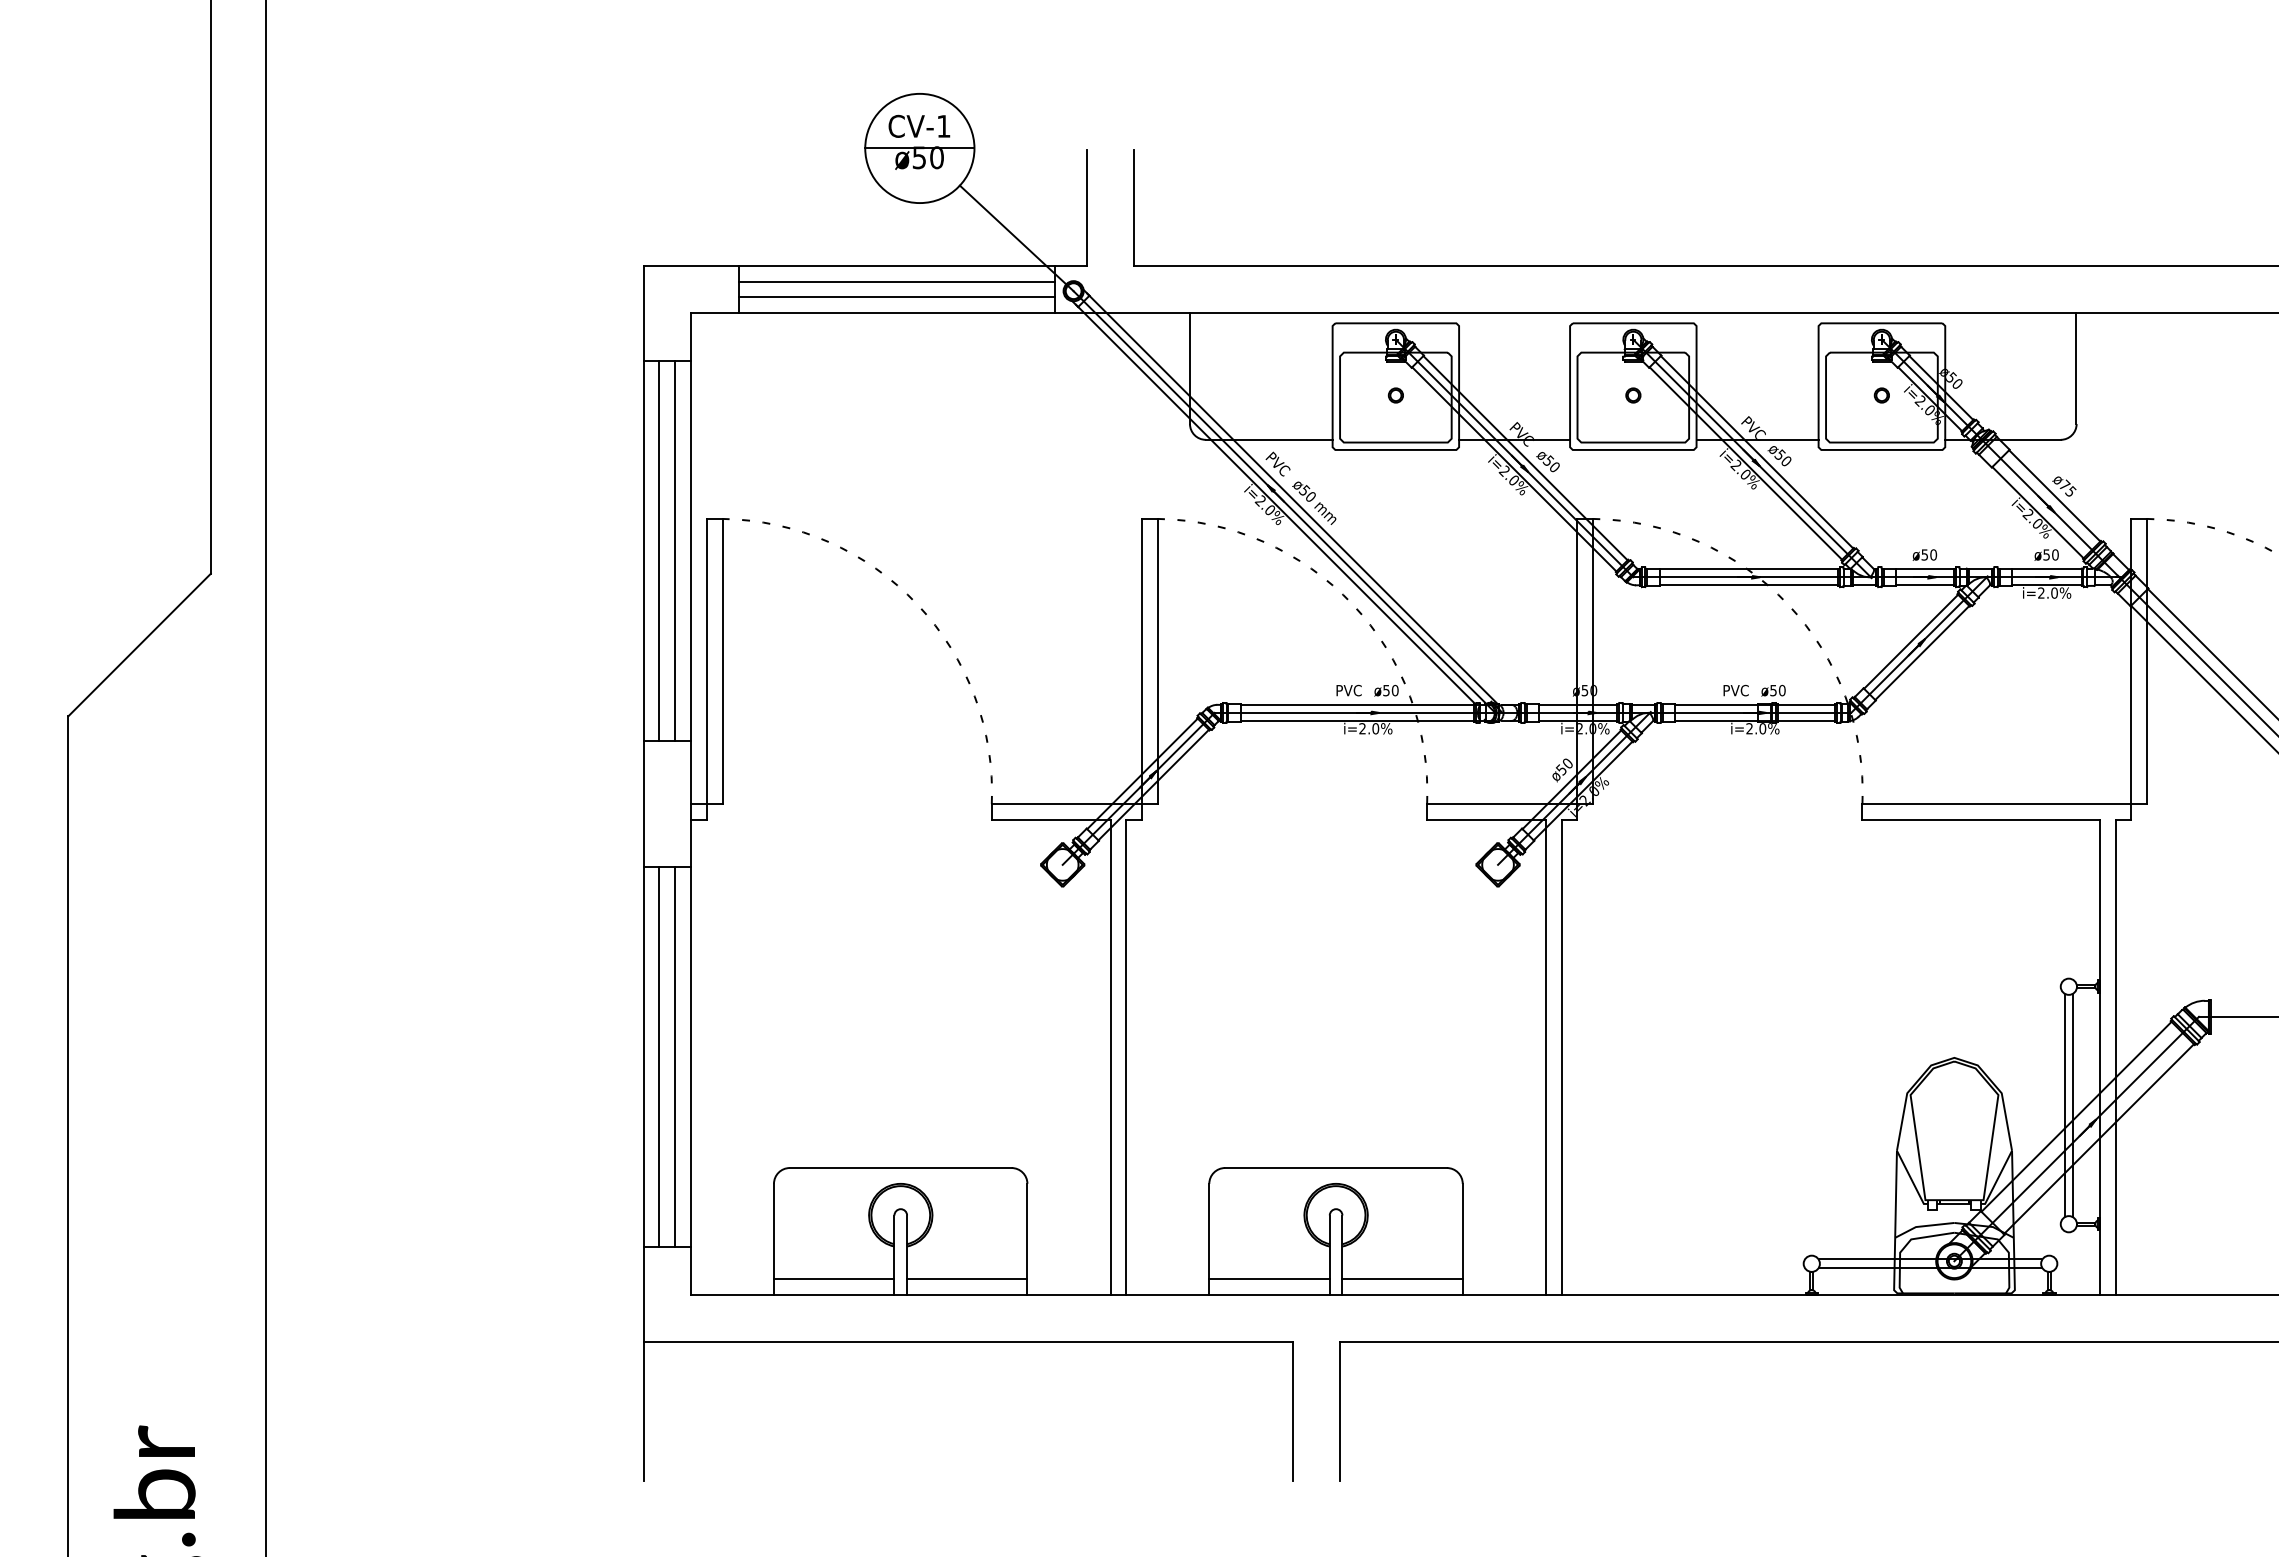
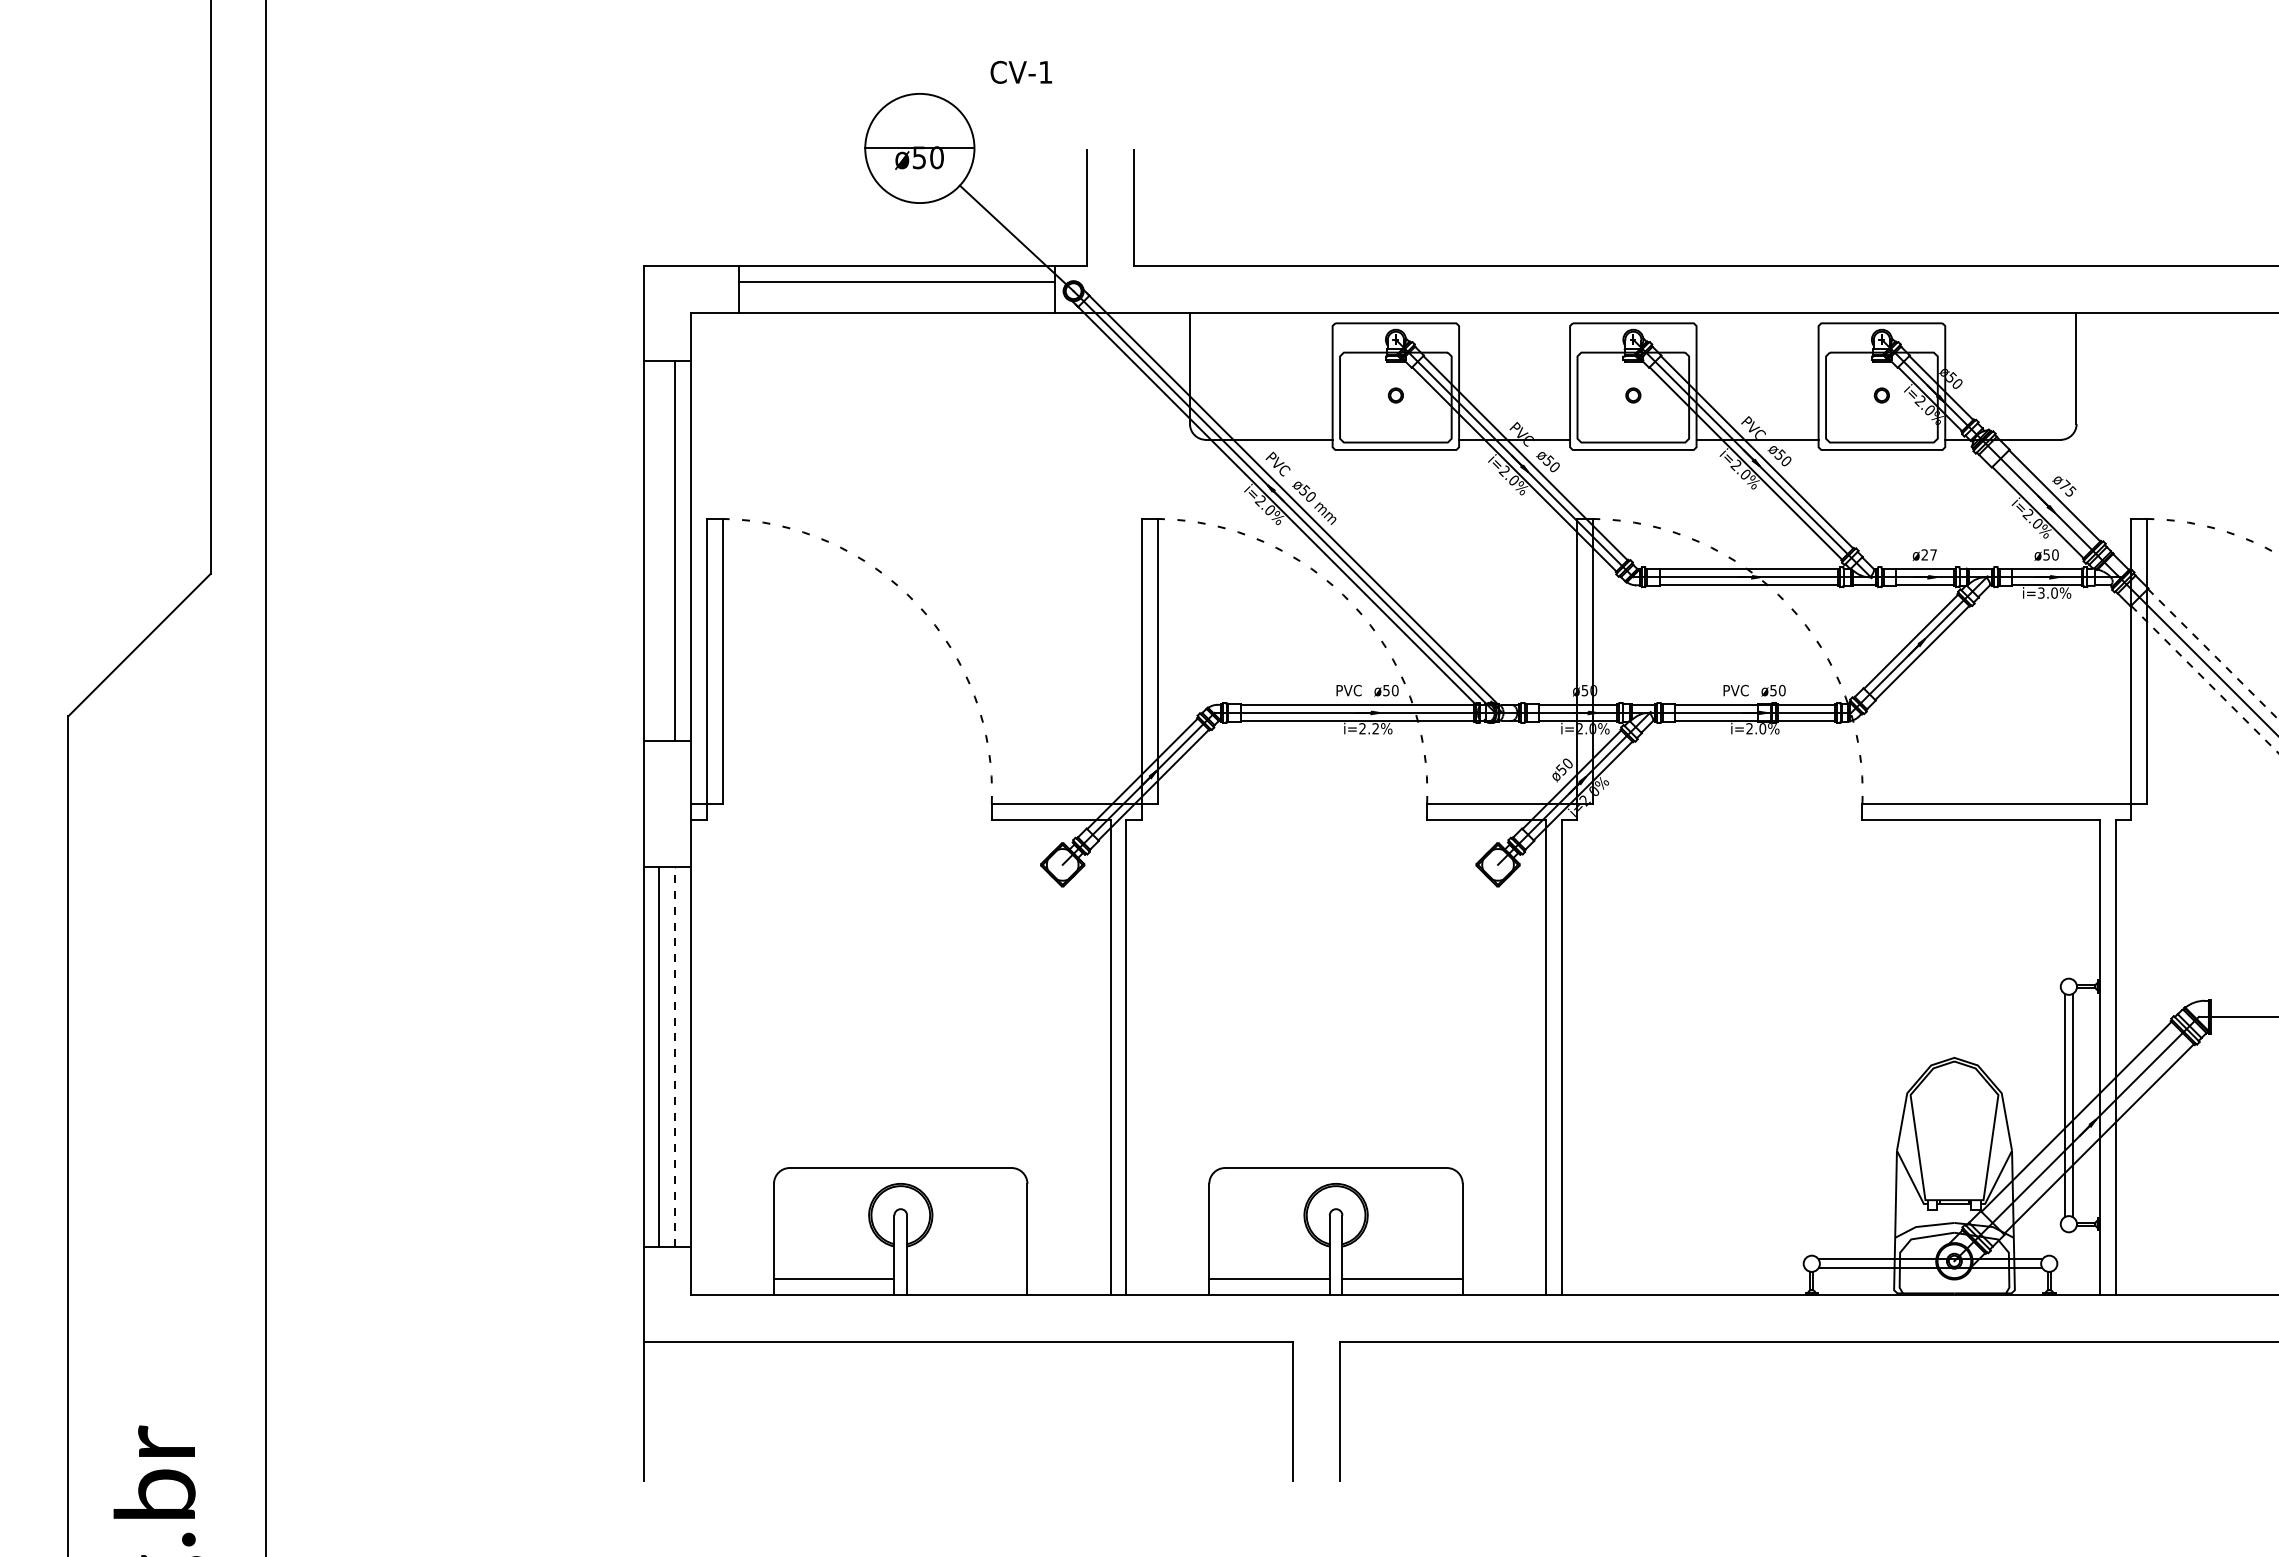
text position: (919, 125) -> (1021, 71) (1021, 71)
line: present -> none (896, 297)
line: present -> none (659, 550)
text: ø50 -> ø27 (1929, 554)
text: i=2.0% -> i=3.0% (2041, 593)
line: solid -> dashed (2213, 654)
line: solid -> dashed (2205, 679)
text: i=2.0% -> i=2.2% (1375, 728)
line: solid -> dashed (675, 1057)
line: present -> none (967, 1278)
